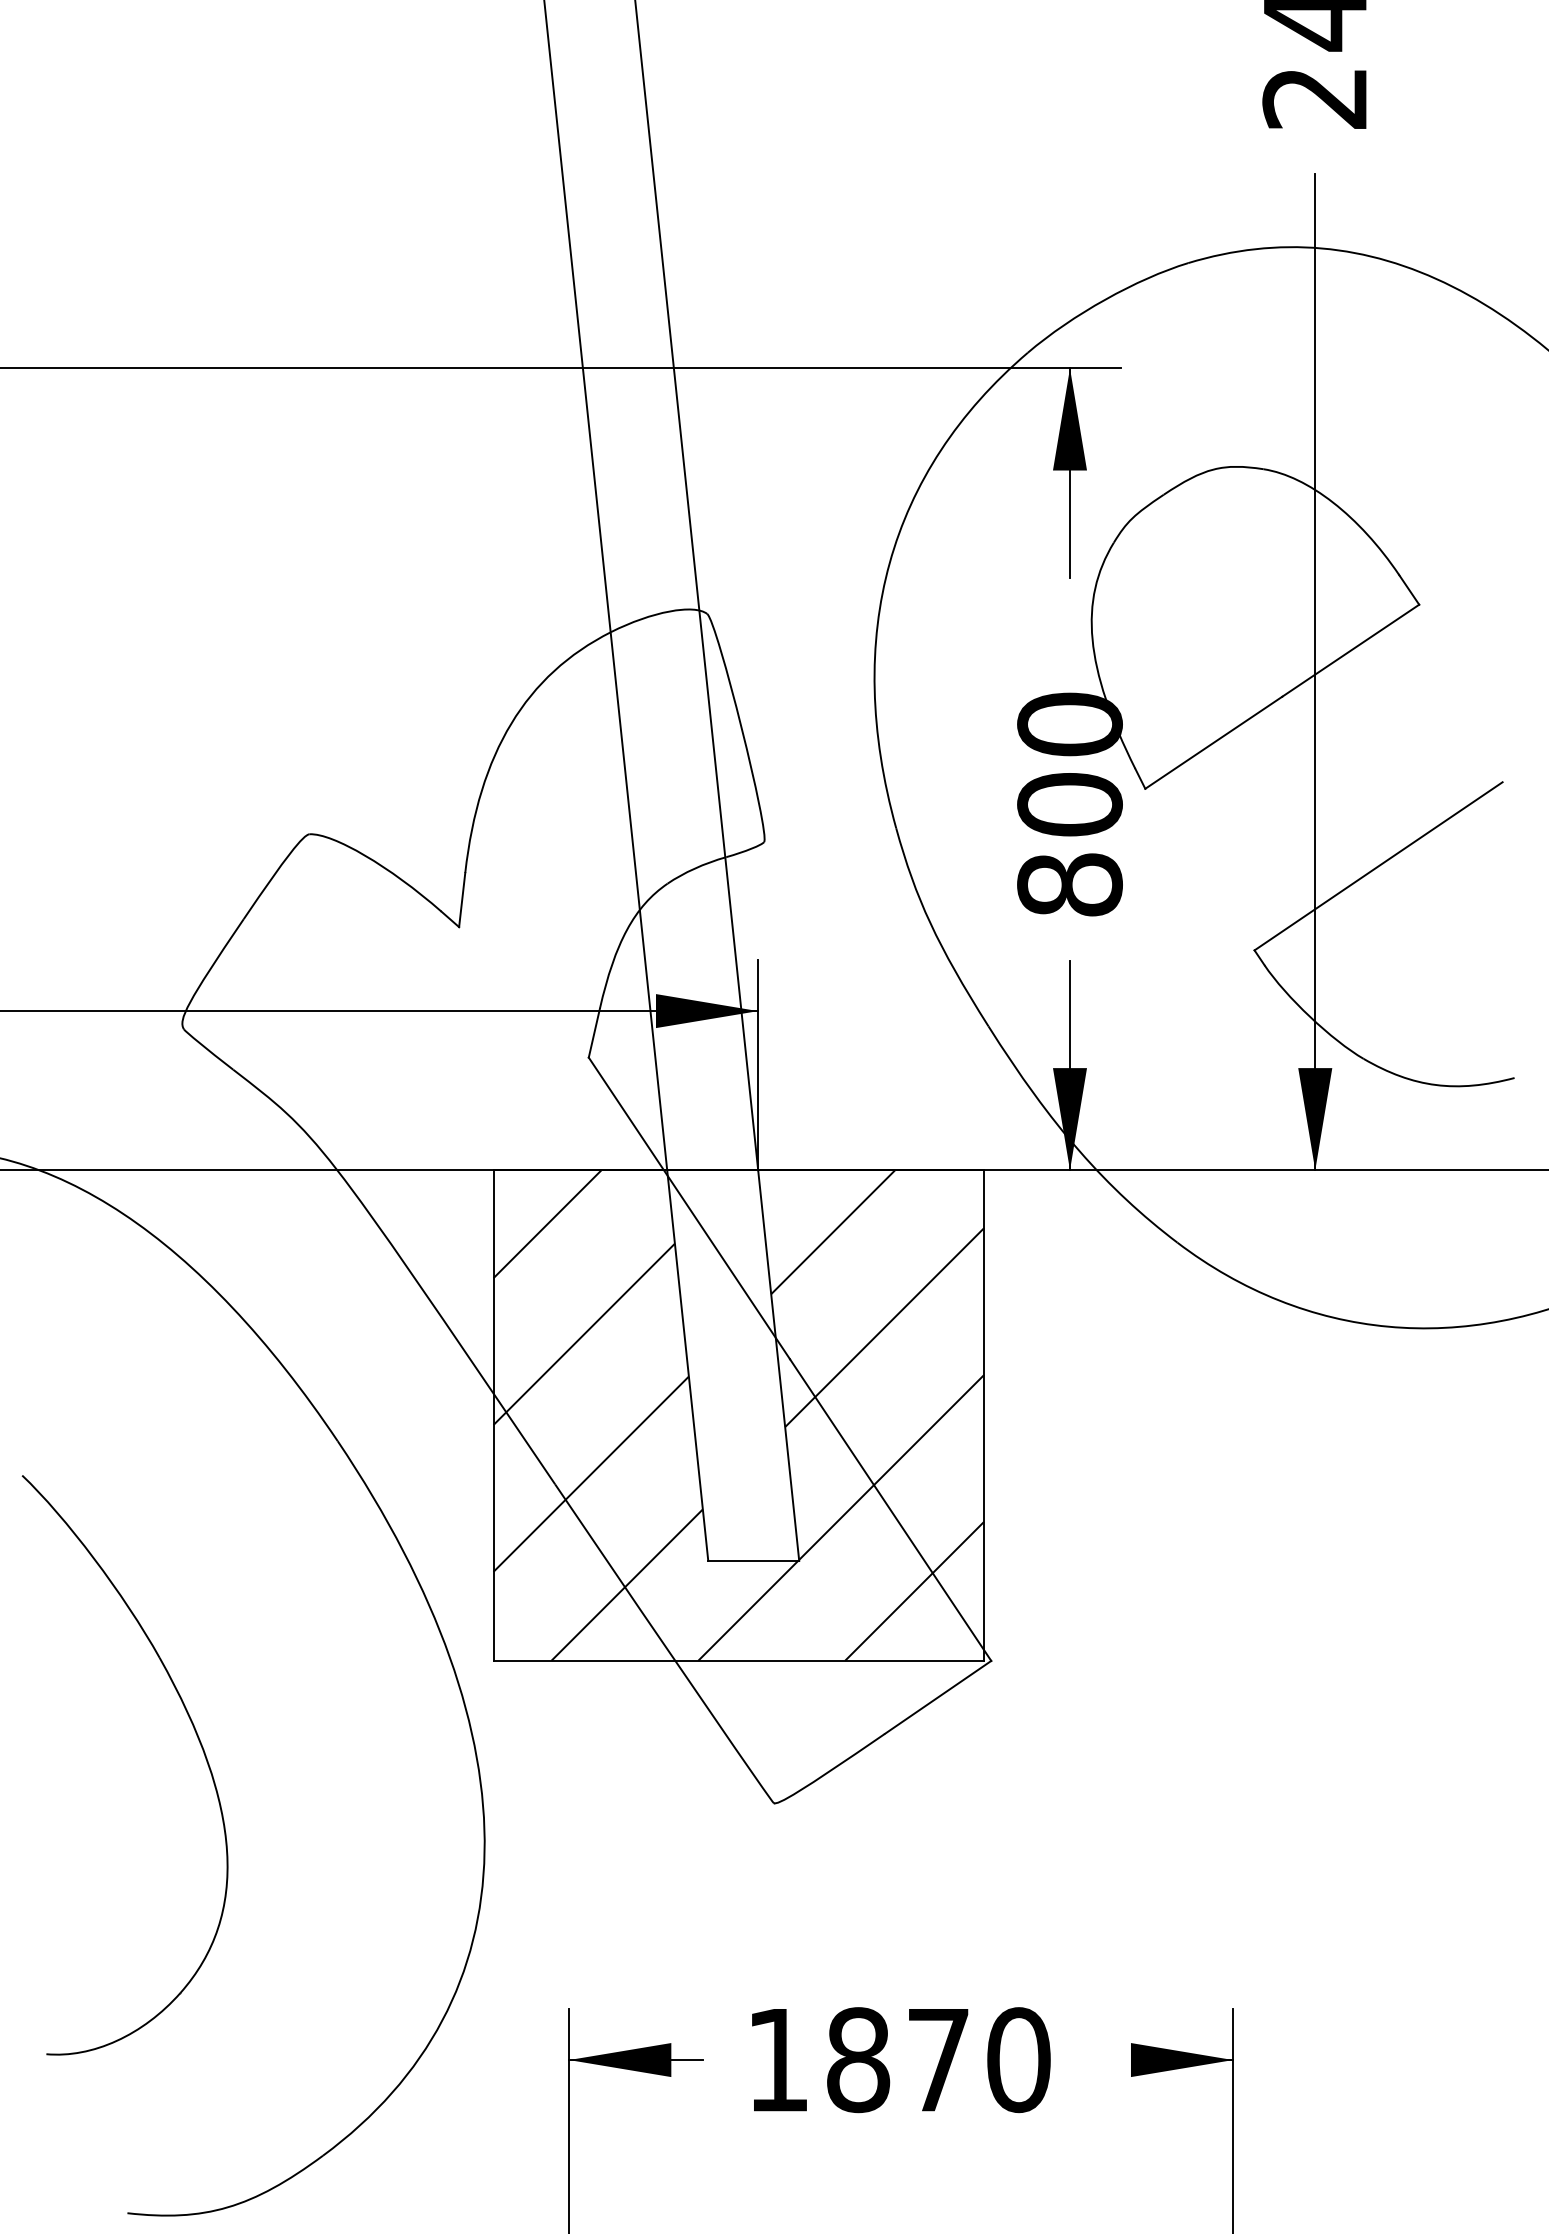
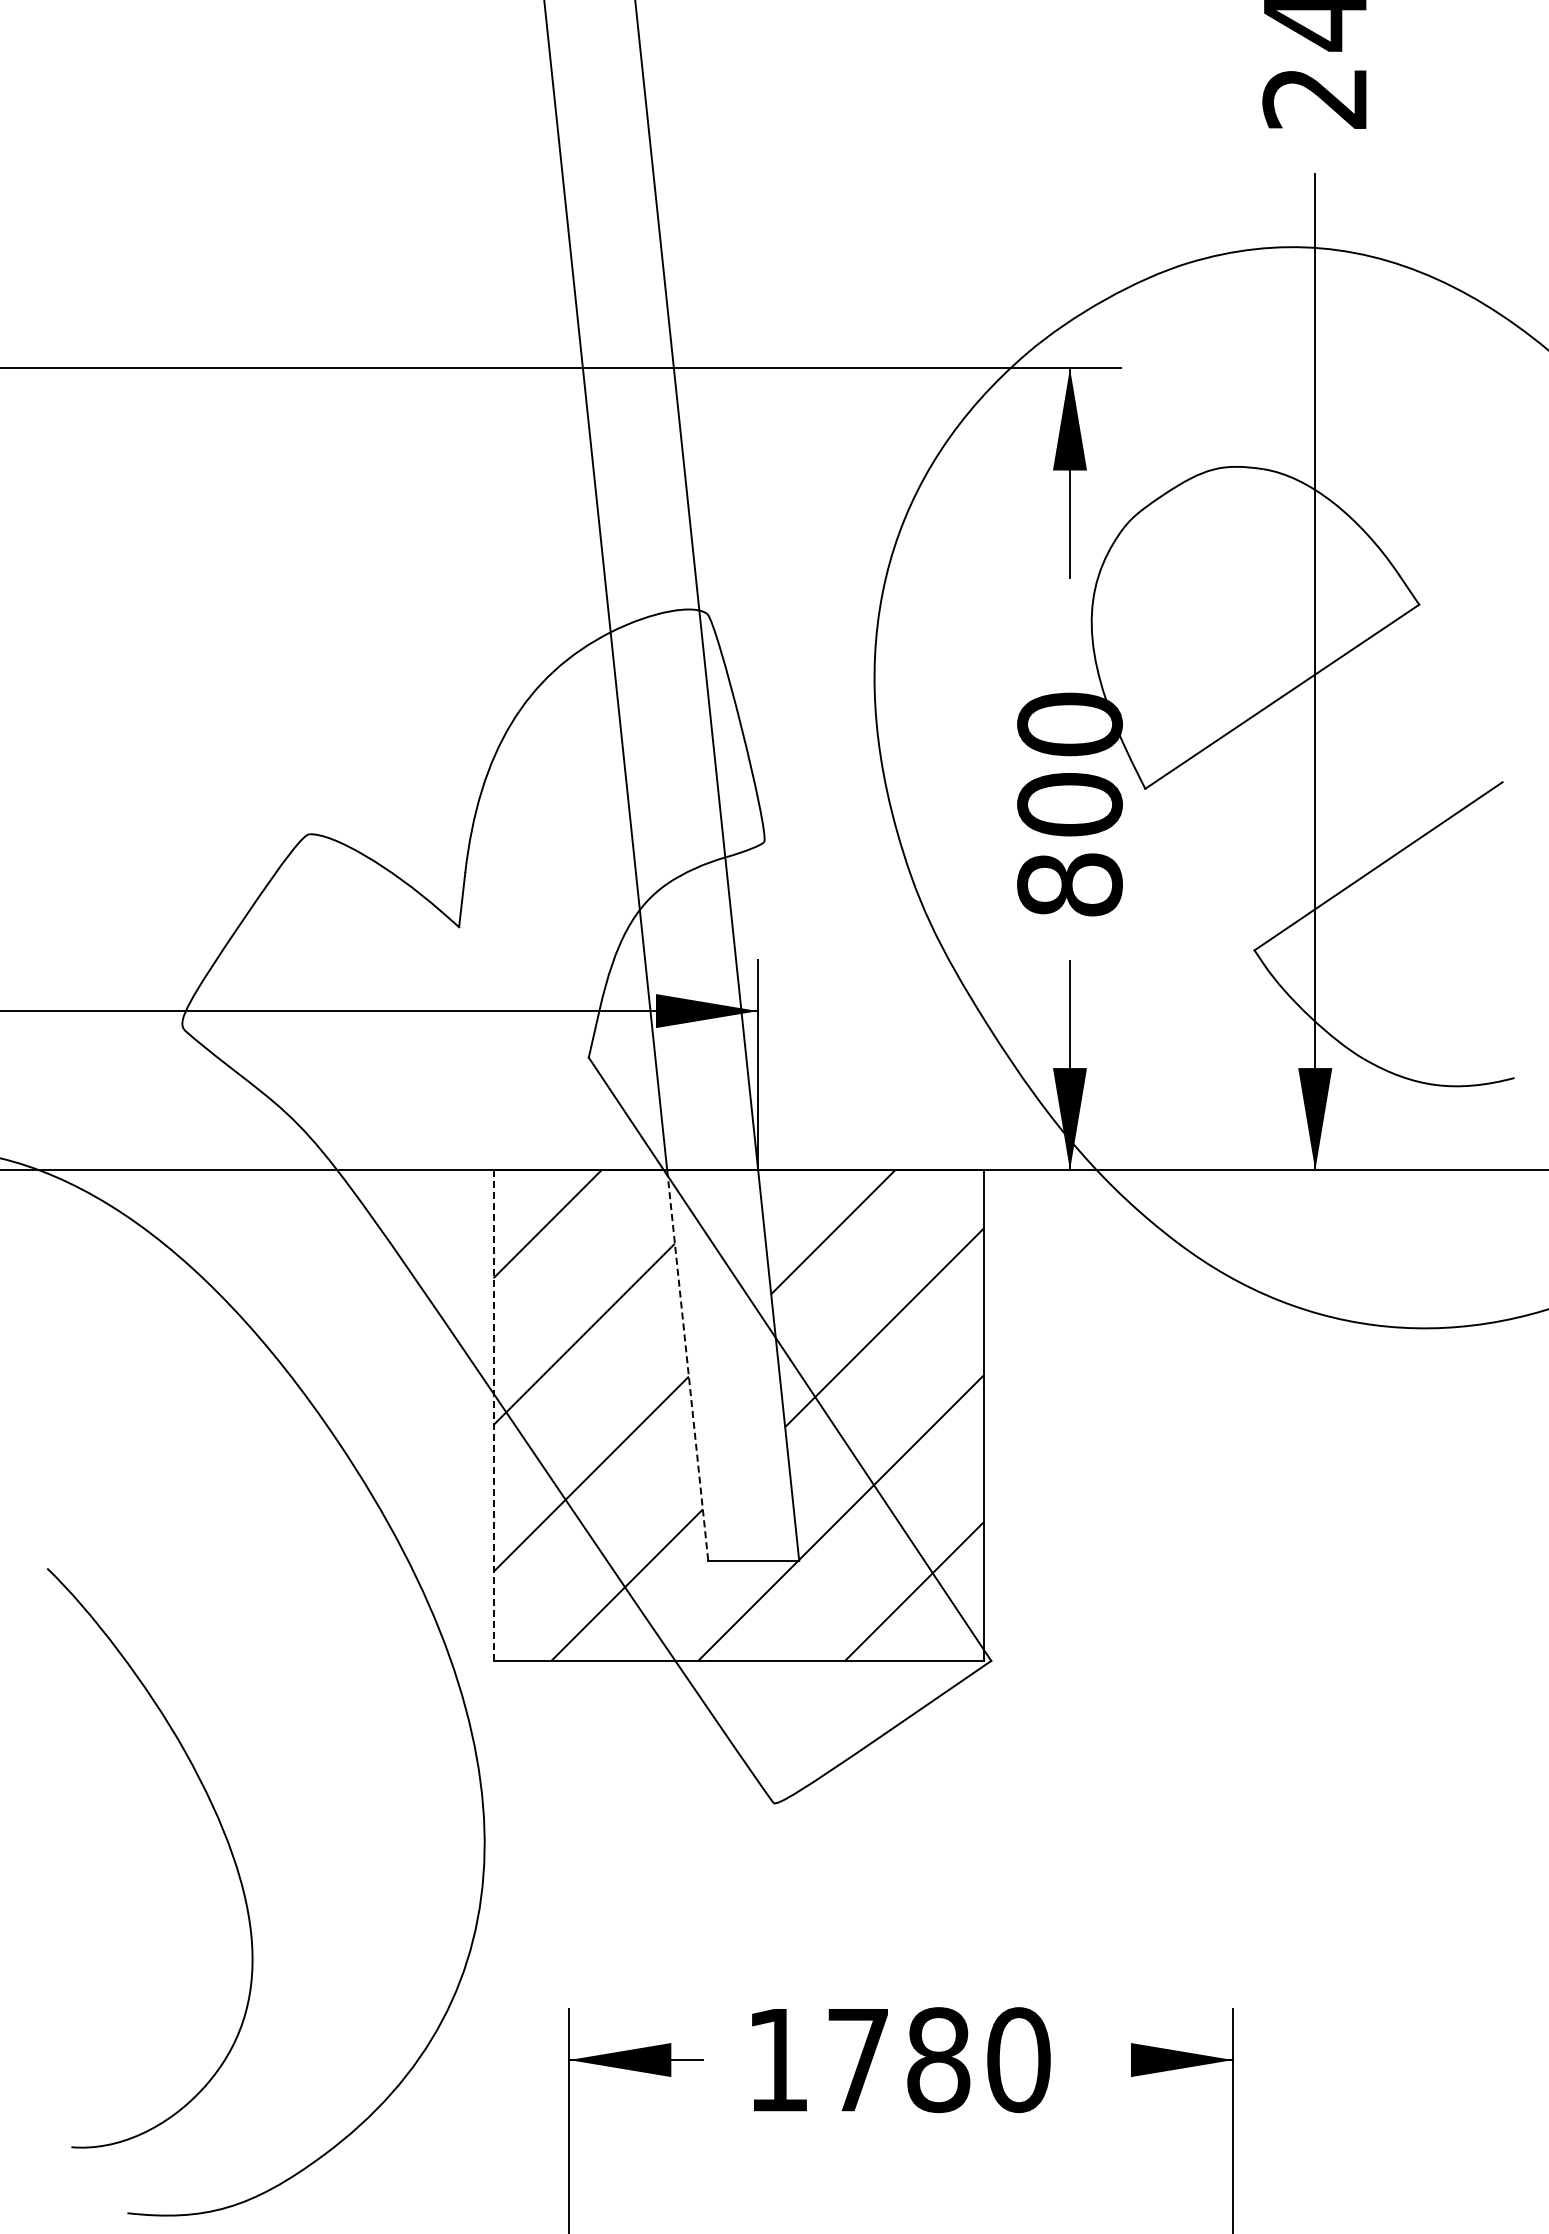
line: solid -> dashed (687, 1366)
line: solid -> dashed (493, 1416)
part position: (194, 1731) -> (219, 1824) (219, 1824)
text: 1870 -> 1780 (898, 2060)
